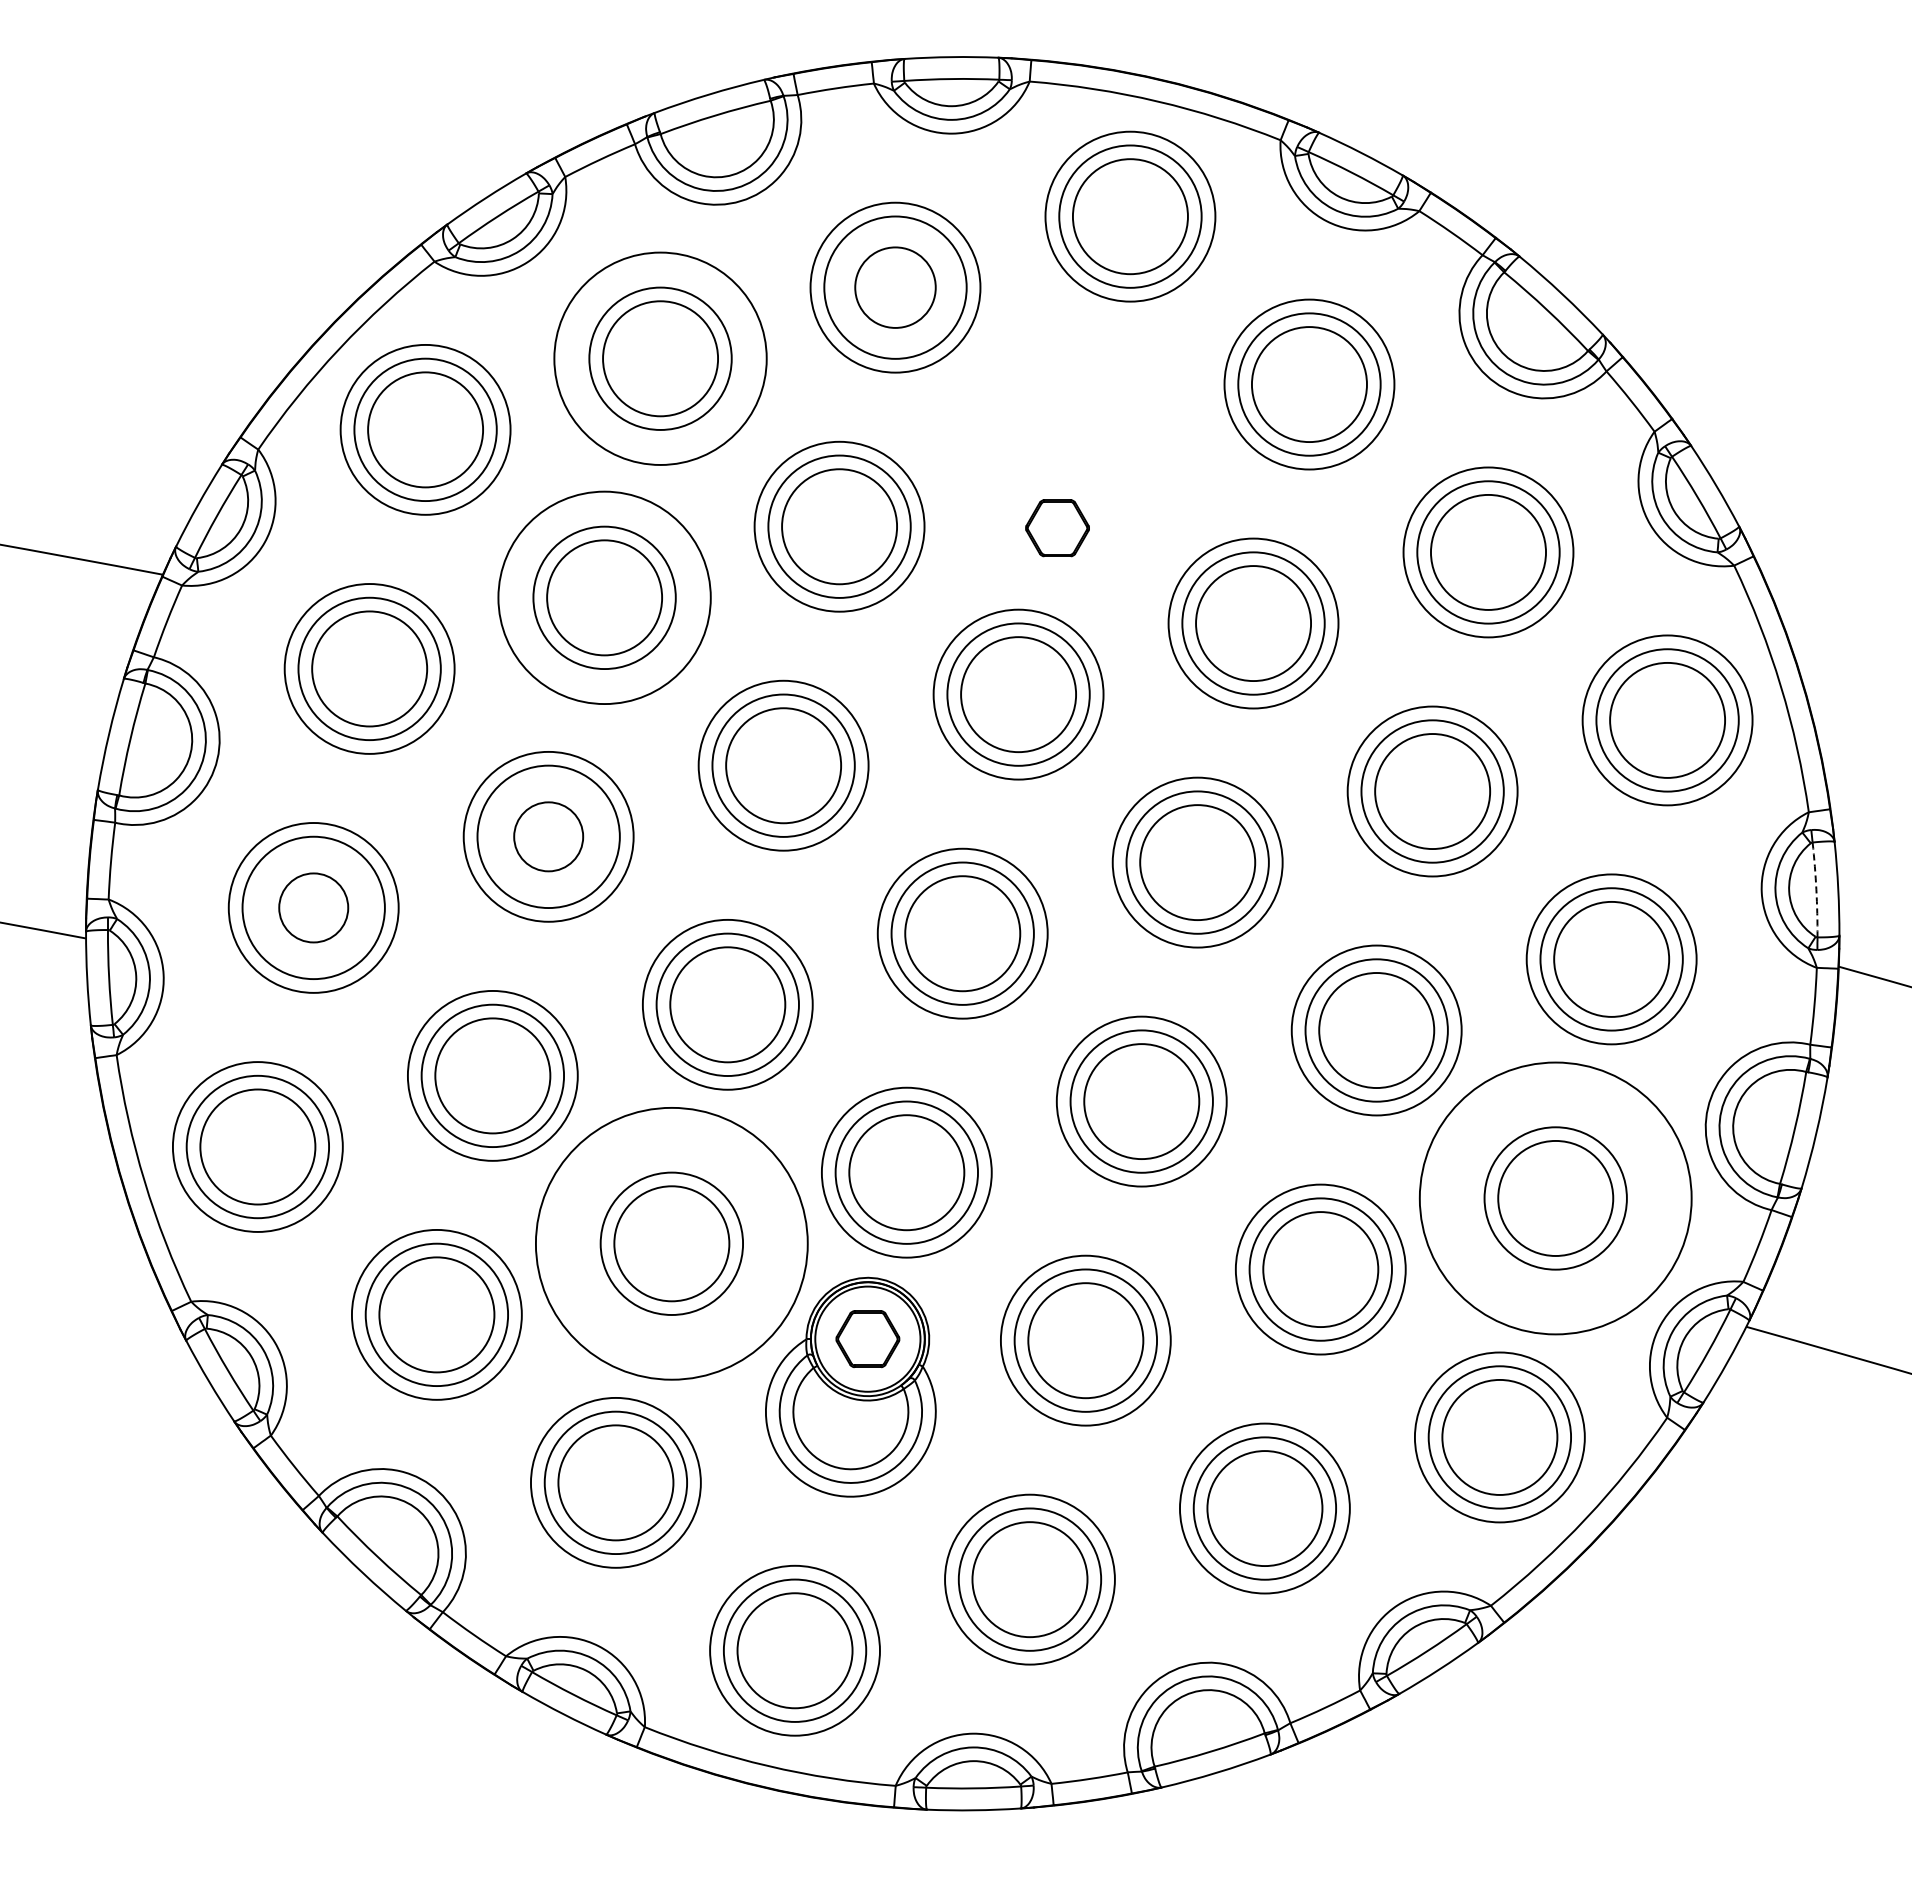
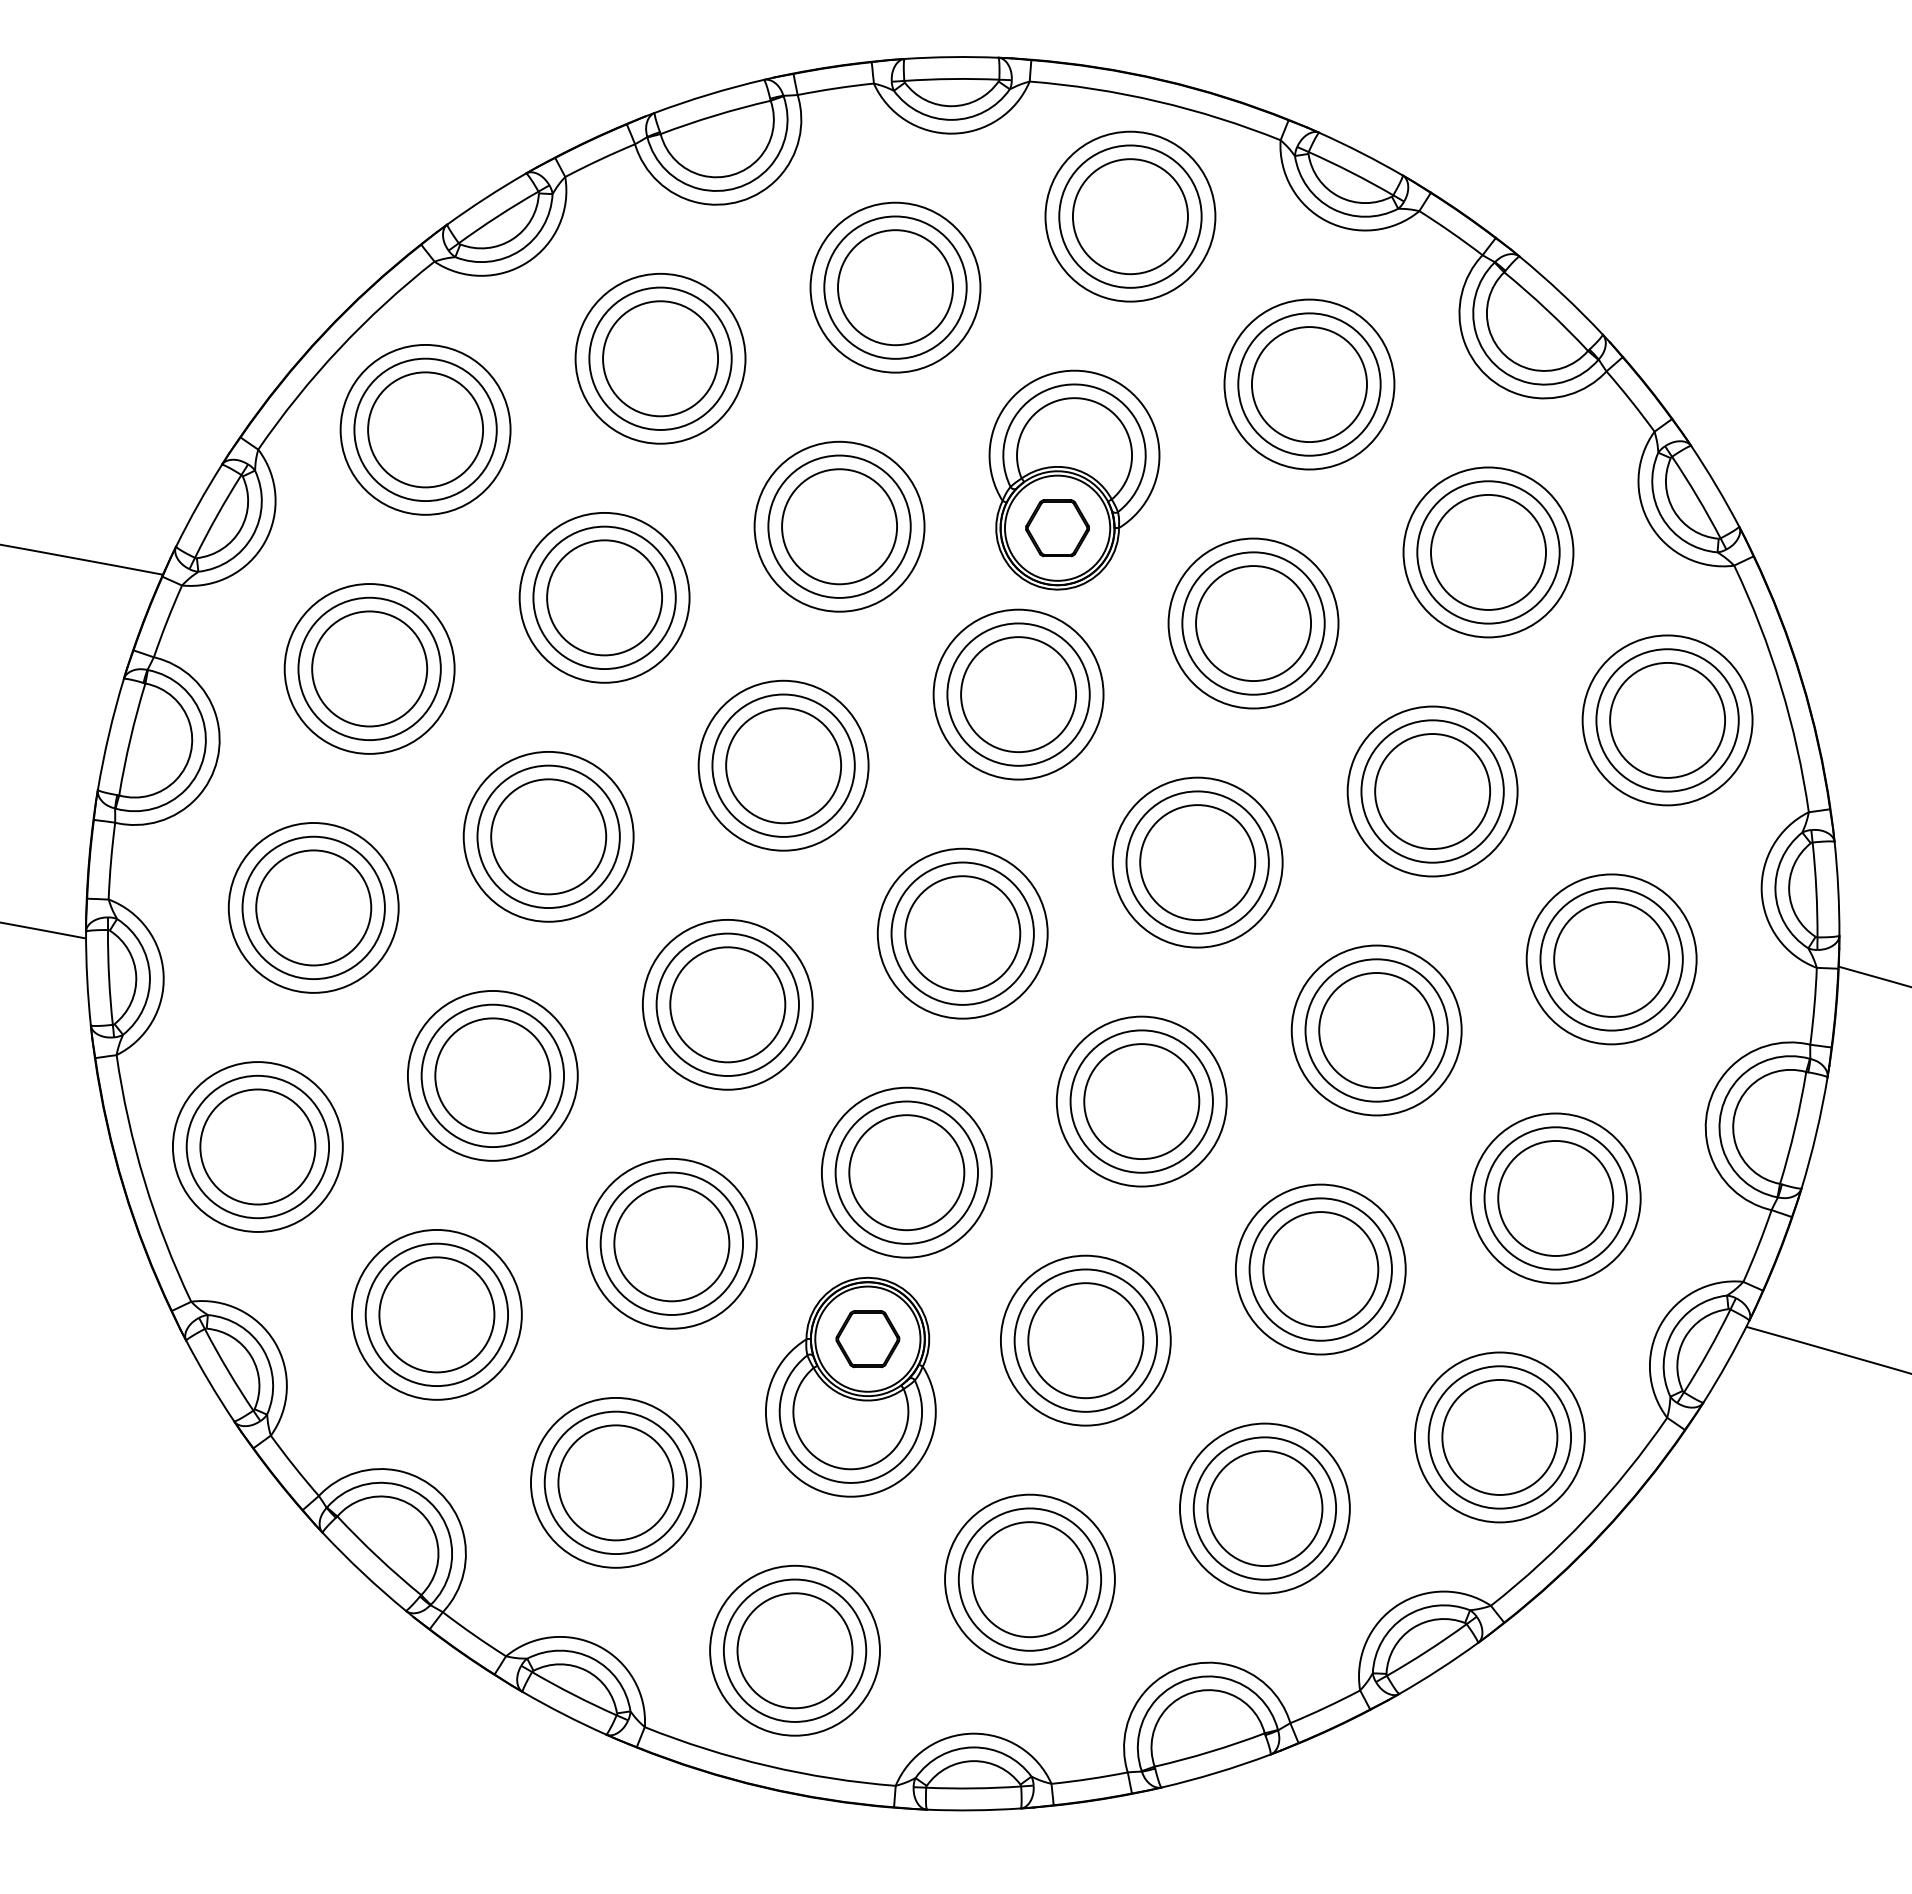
circle diameter: 81 px -> 115 px (895, 287)
circle diameter: 212 px -> 170 px (660, 358)
part: none -> present (1074, 479)
circle diameter: 212 px -> 170 px (604, 597)
circle diameter: 69 px -> 115 px (548, 836)
arc: dashed -> solid (1816, 889)
circle diameter: 69 px -> 115 px (313, 907)
circle diameter: 272 px -> 170 px (1555, 1198)
circle diameter: 272 px -> 170 px (671, 1243)
